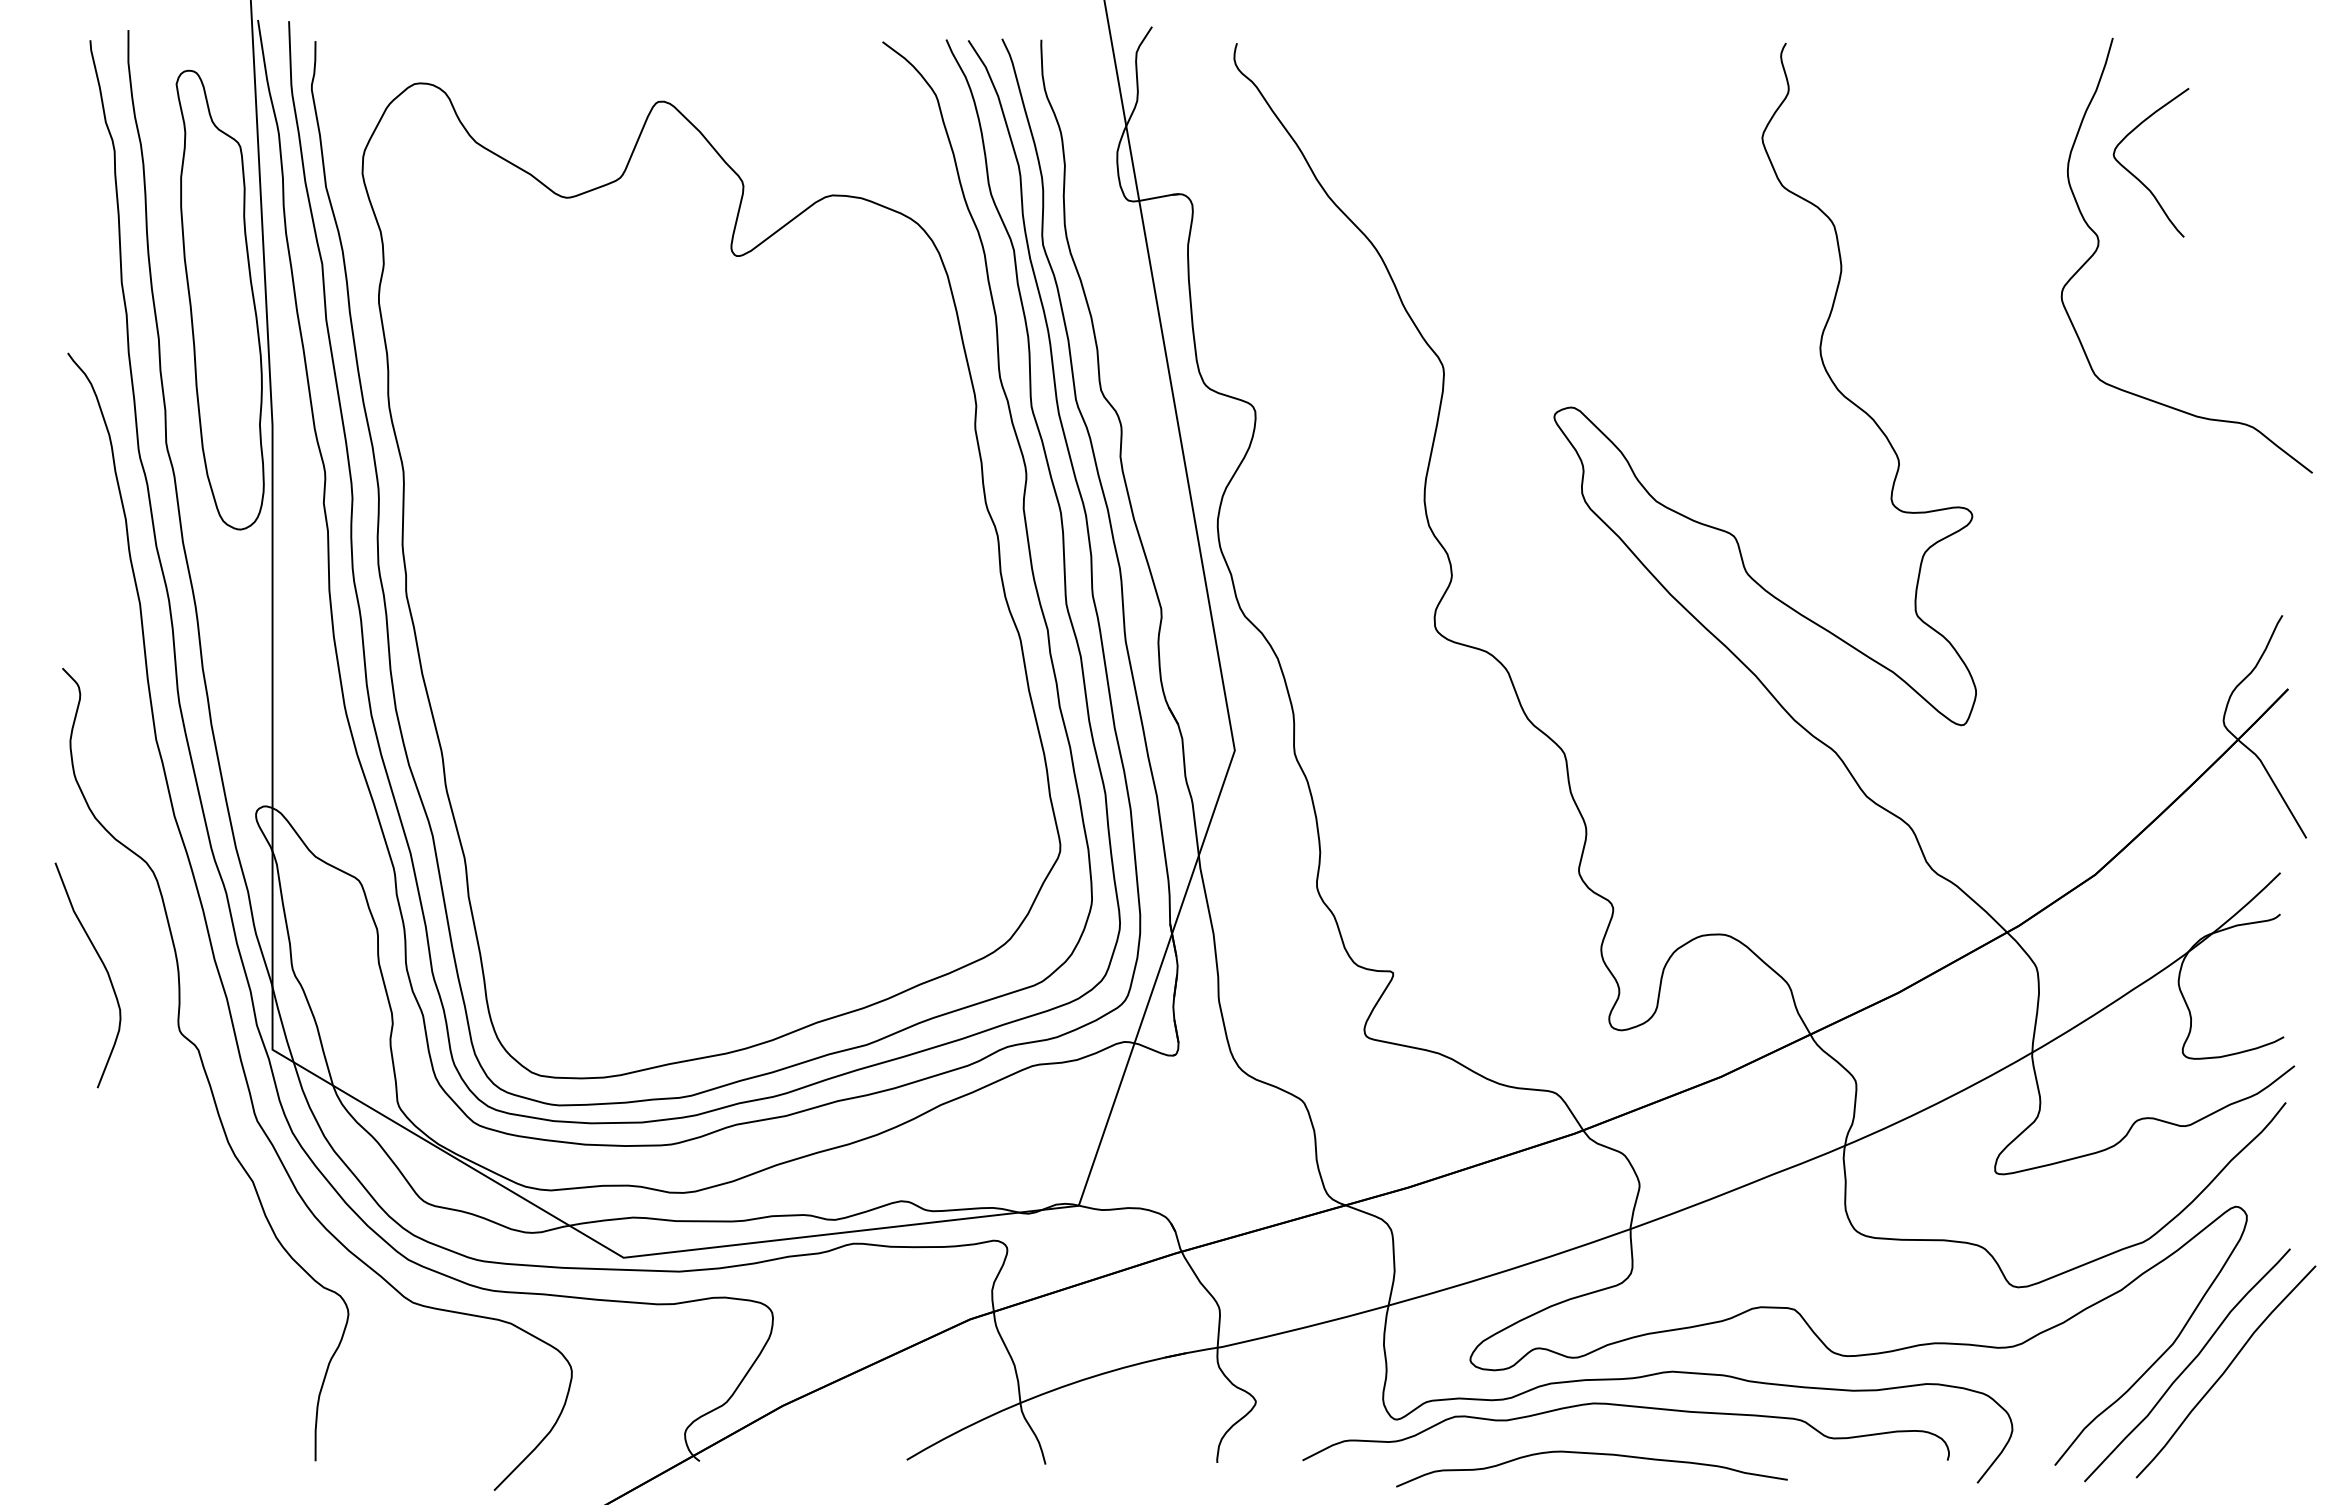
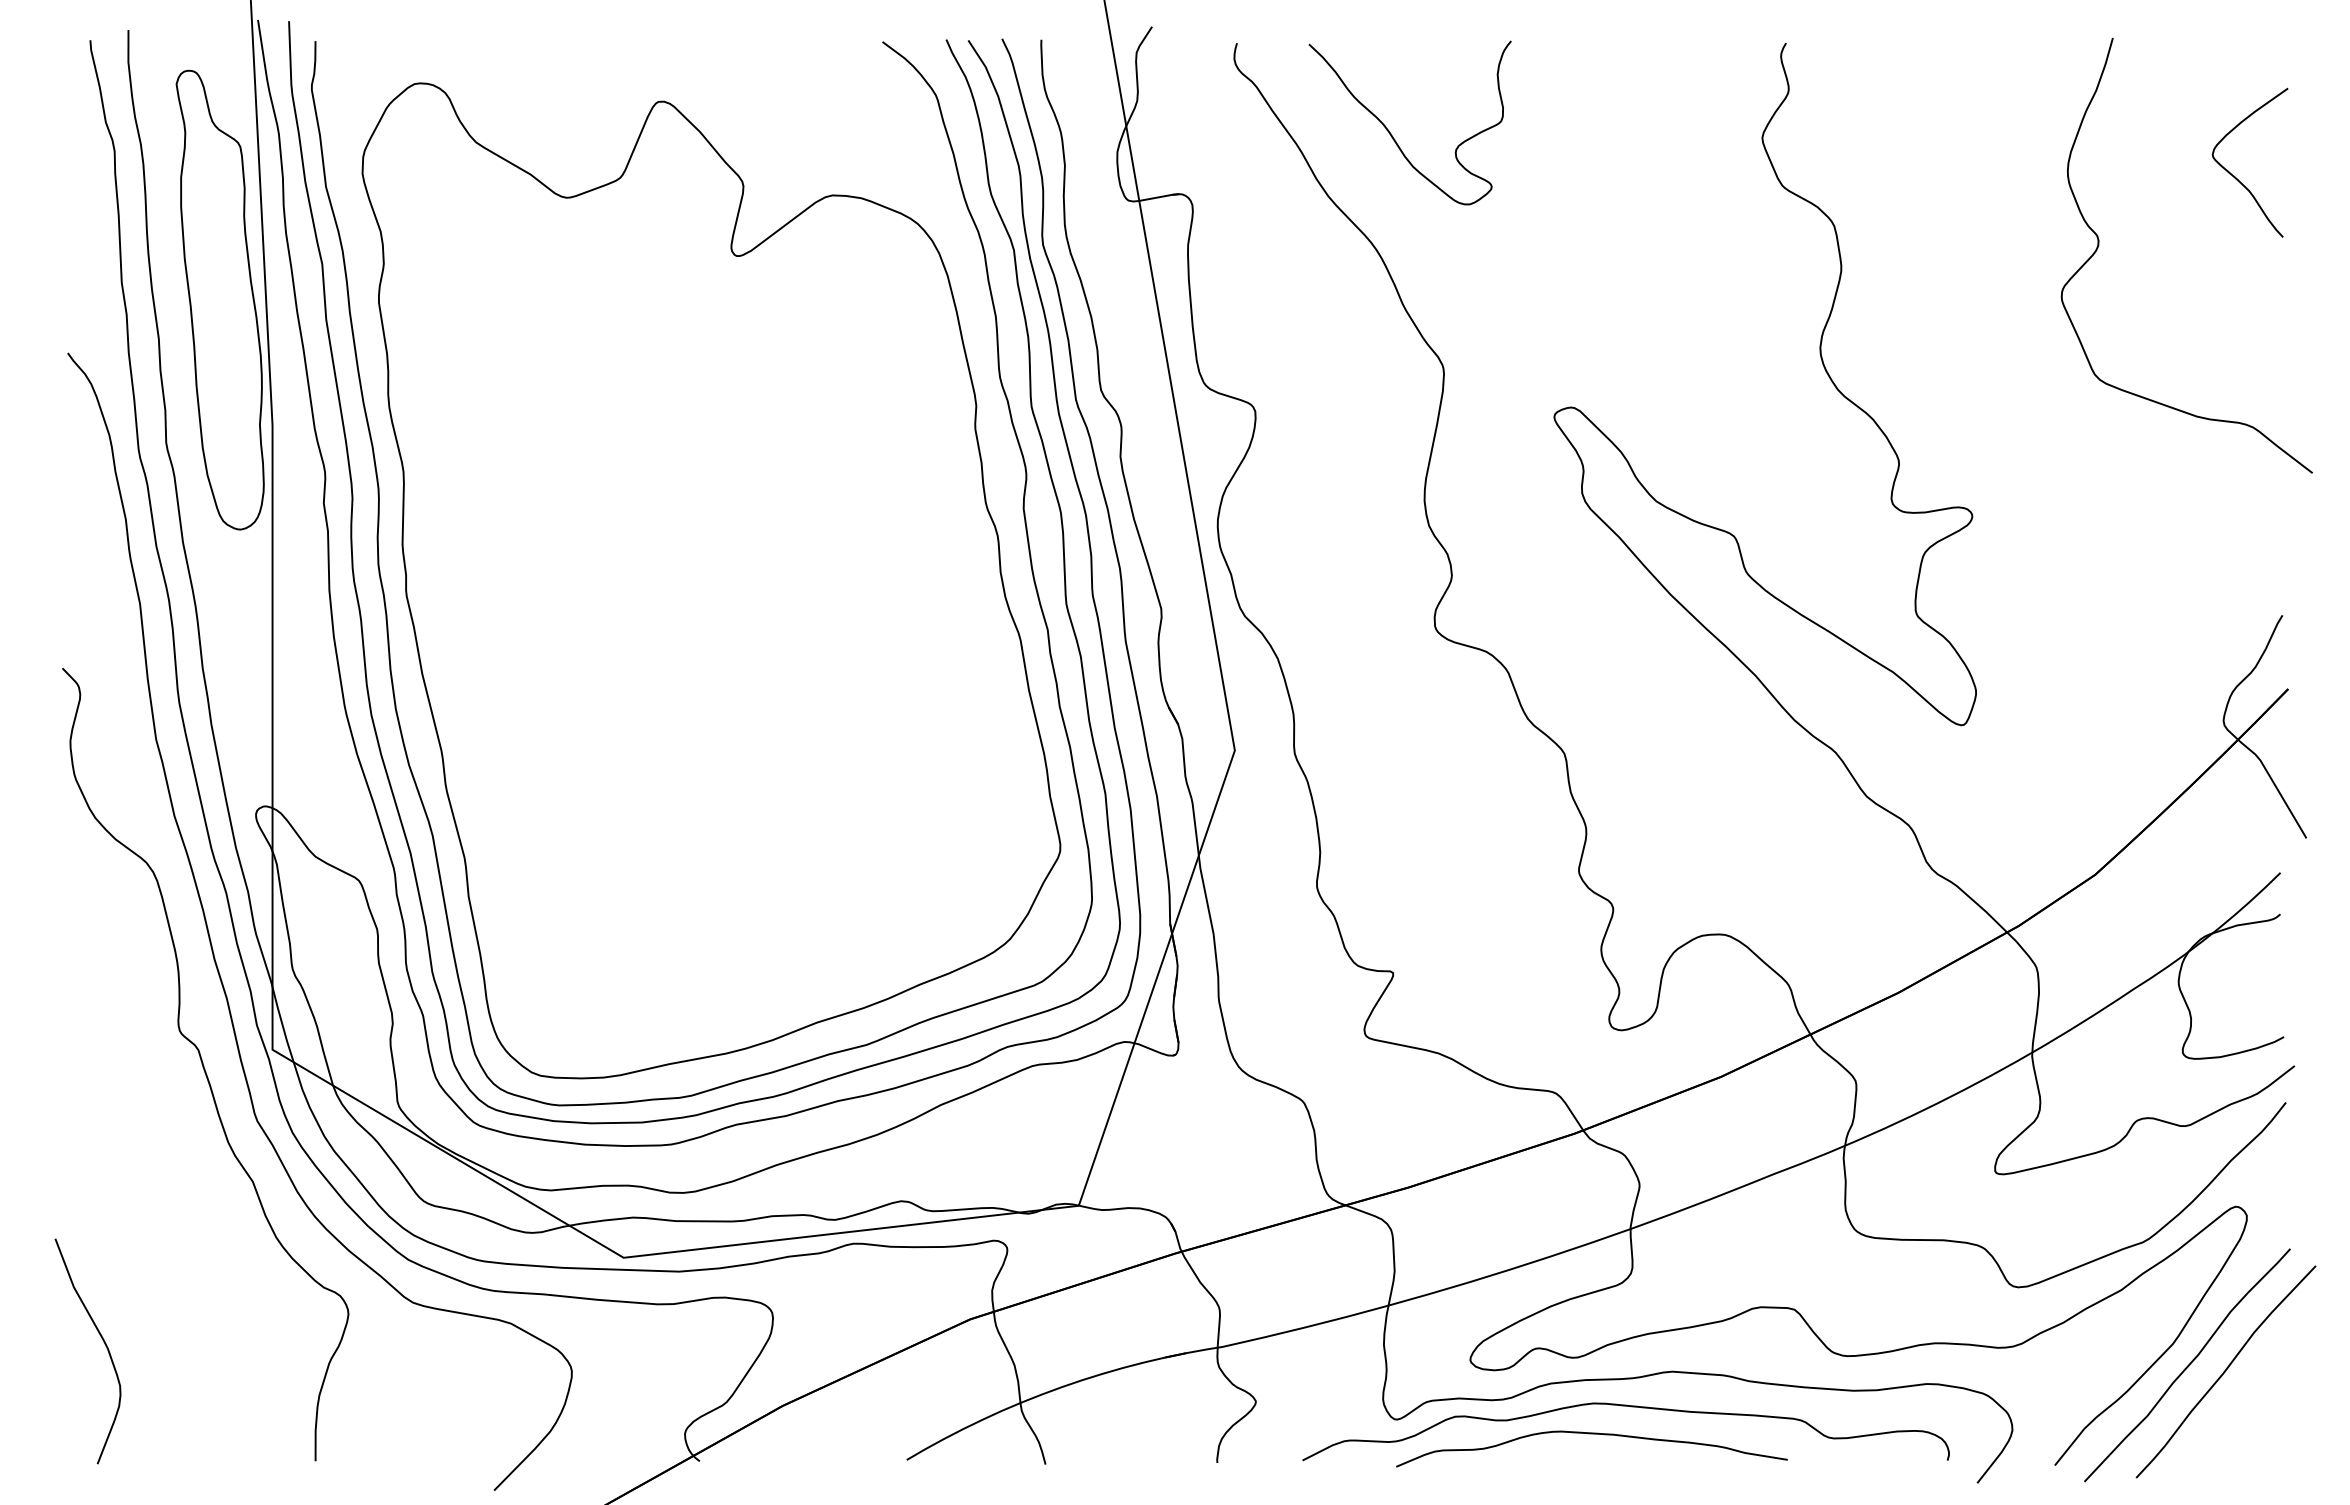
curve: none -> present (1391, 133)
curve position: (2136, 176) -> (2235, 176) (2235, 176)
curve position: (103, 966) -> (103, 1342) (103, 1342)
curve position: (1591, 1454) -> (1591, 1434) (1591, 1434)
